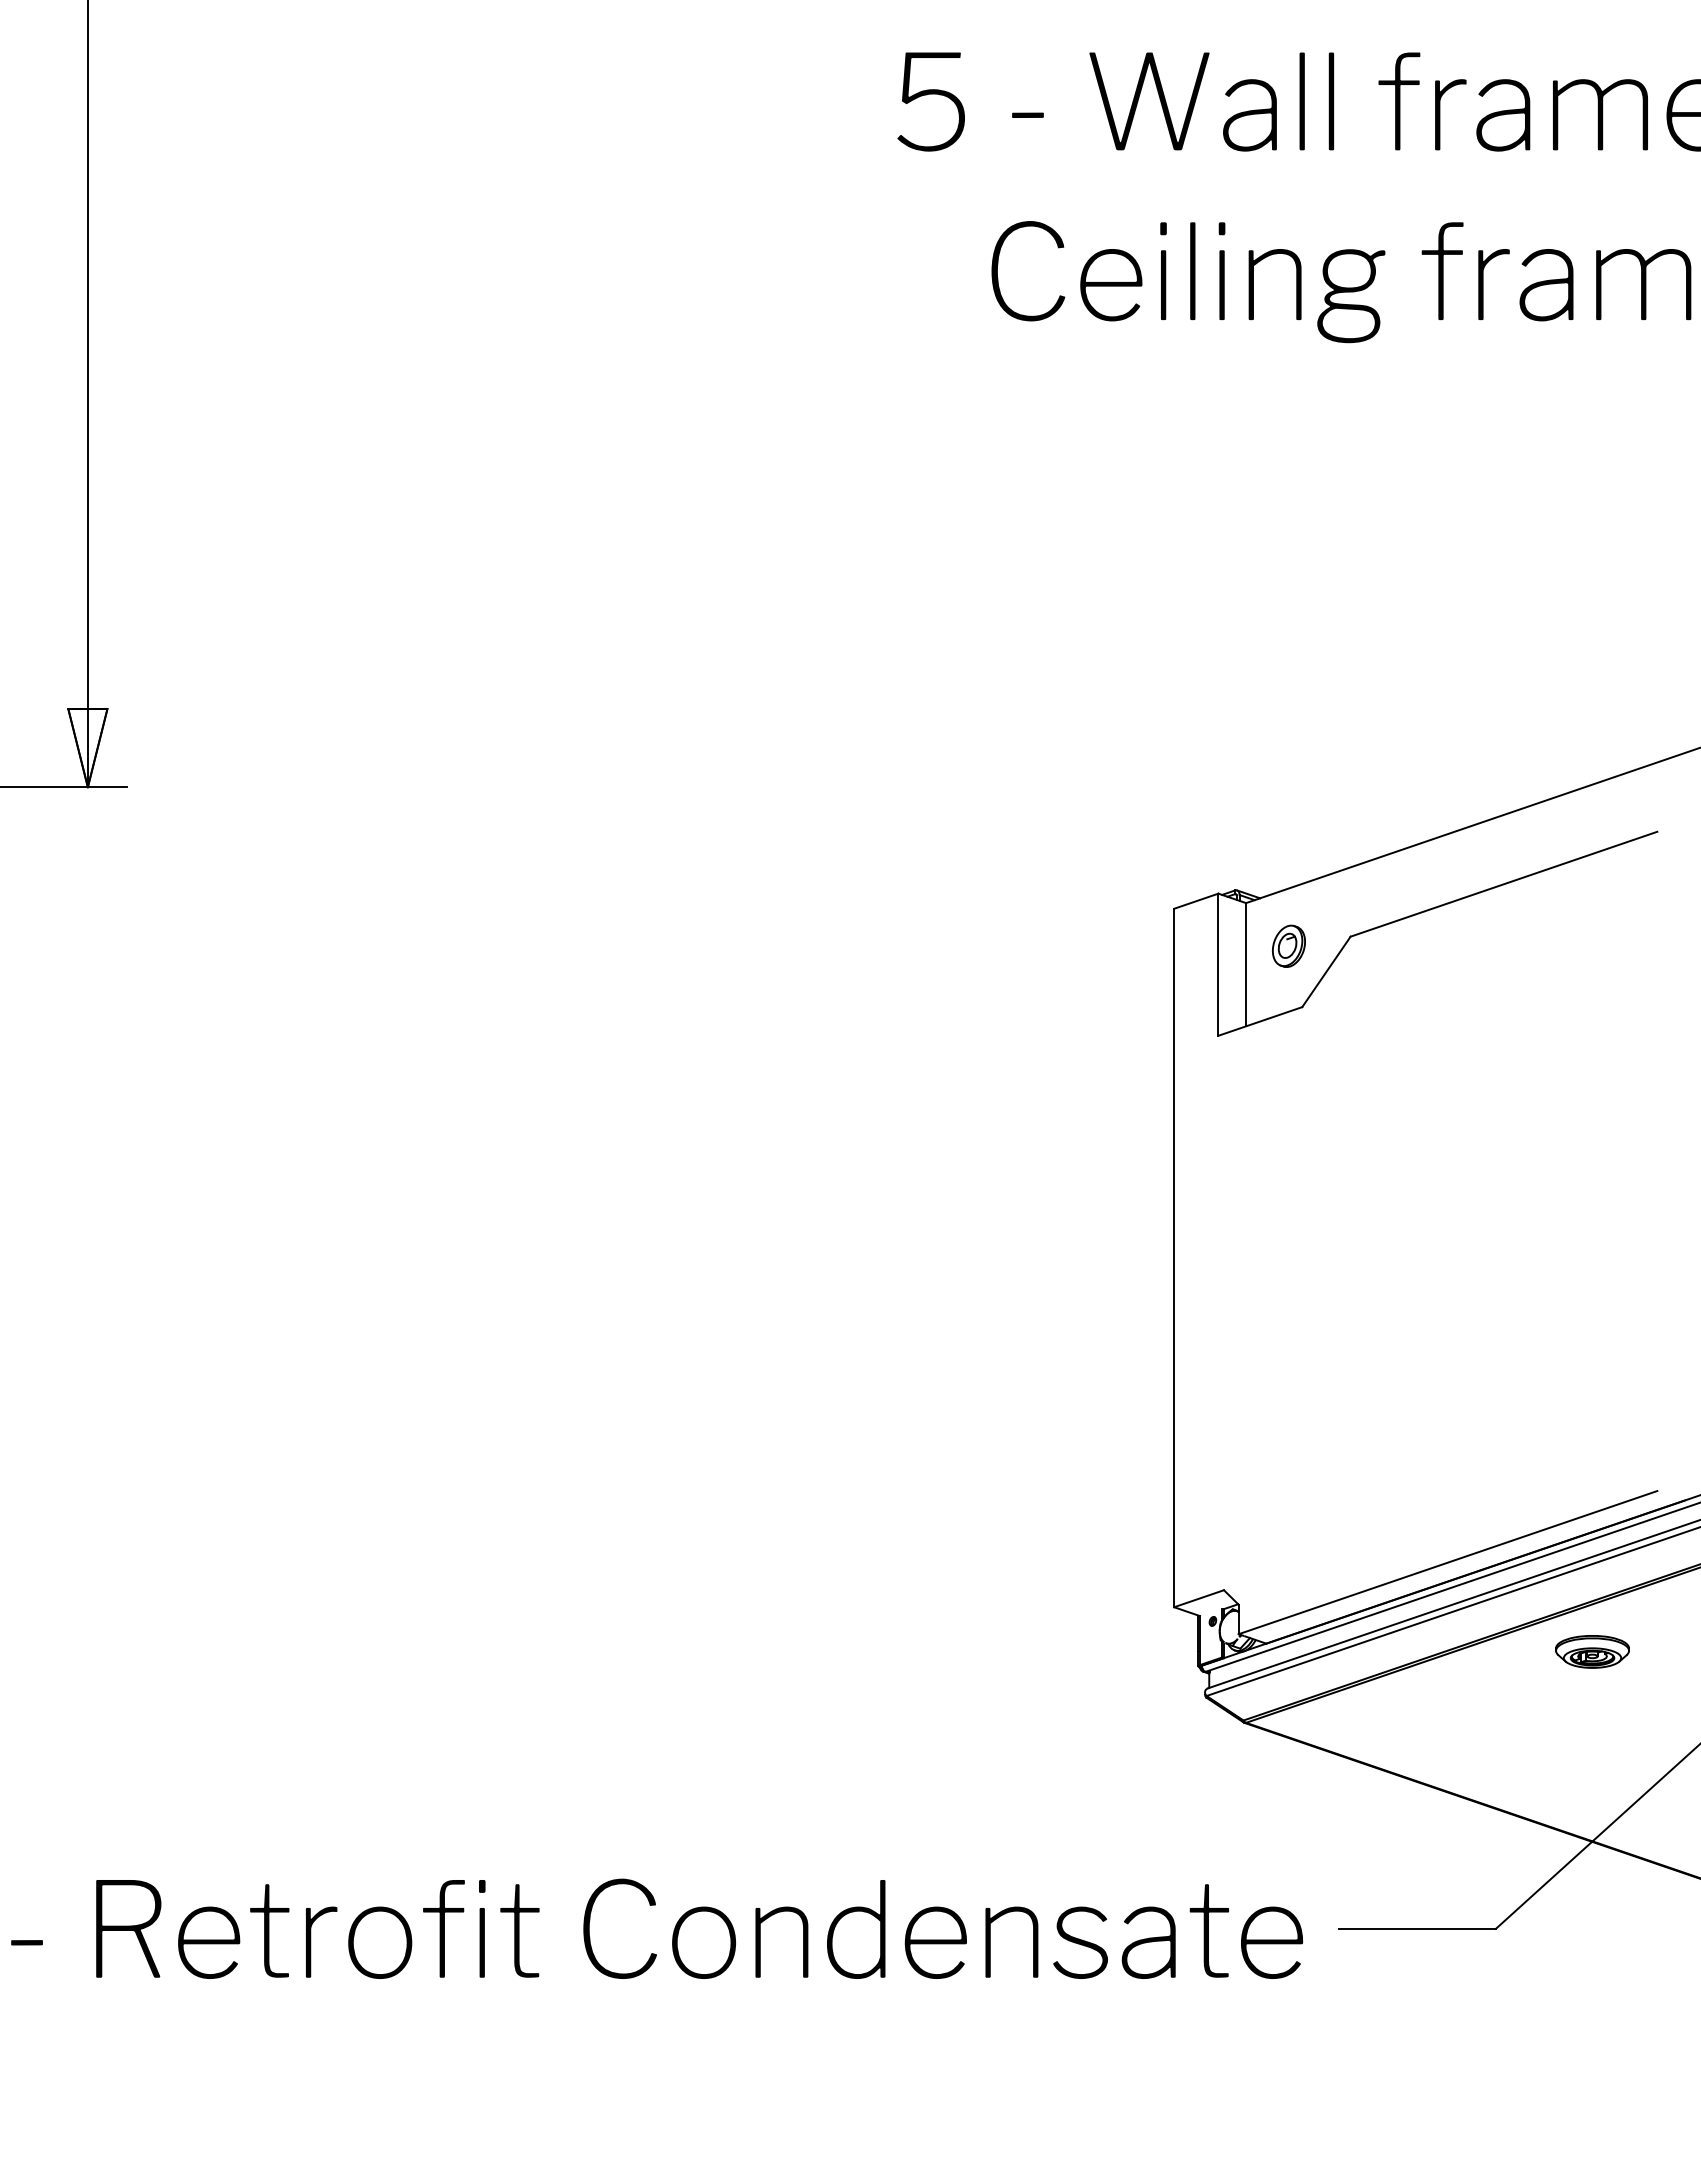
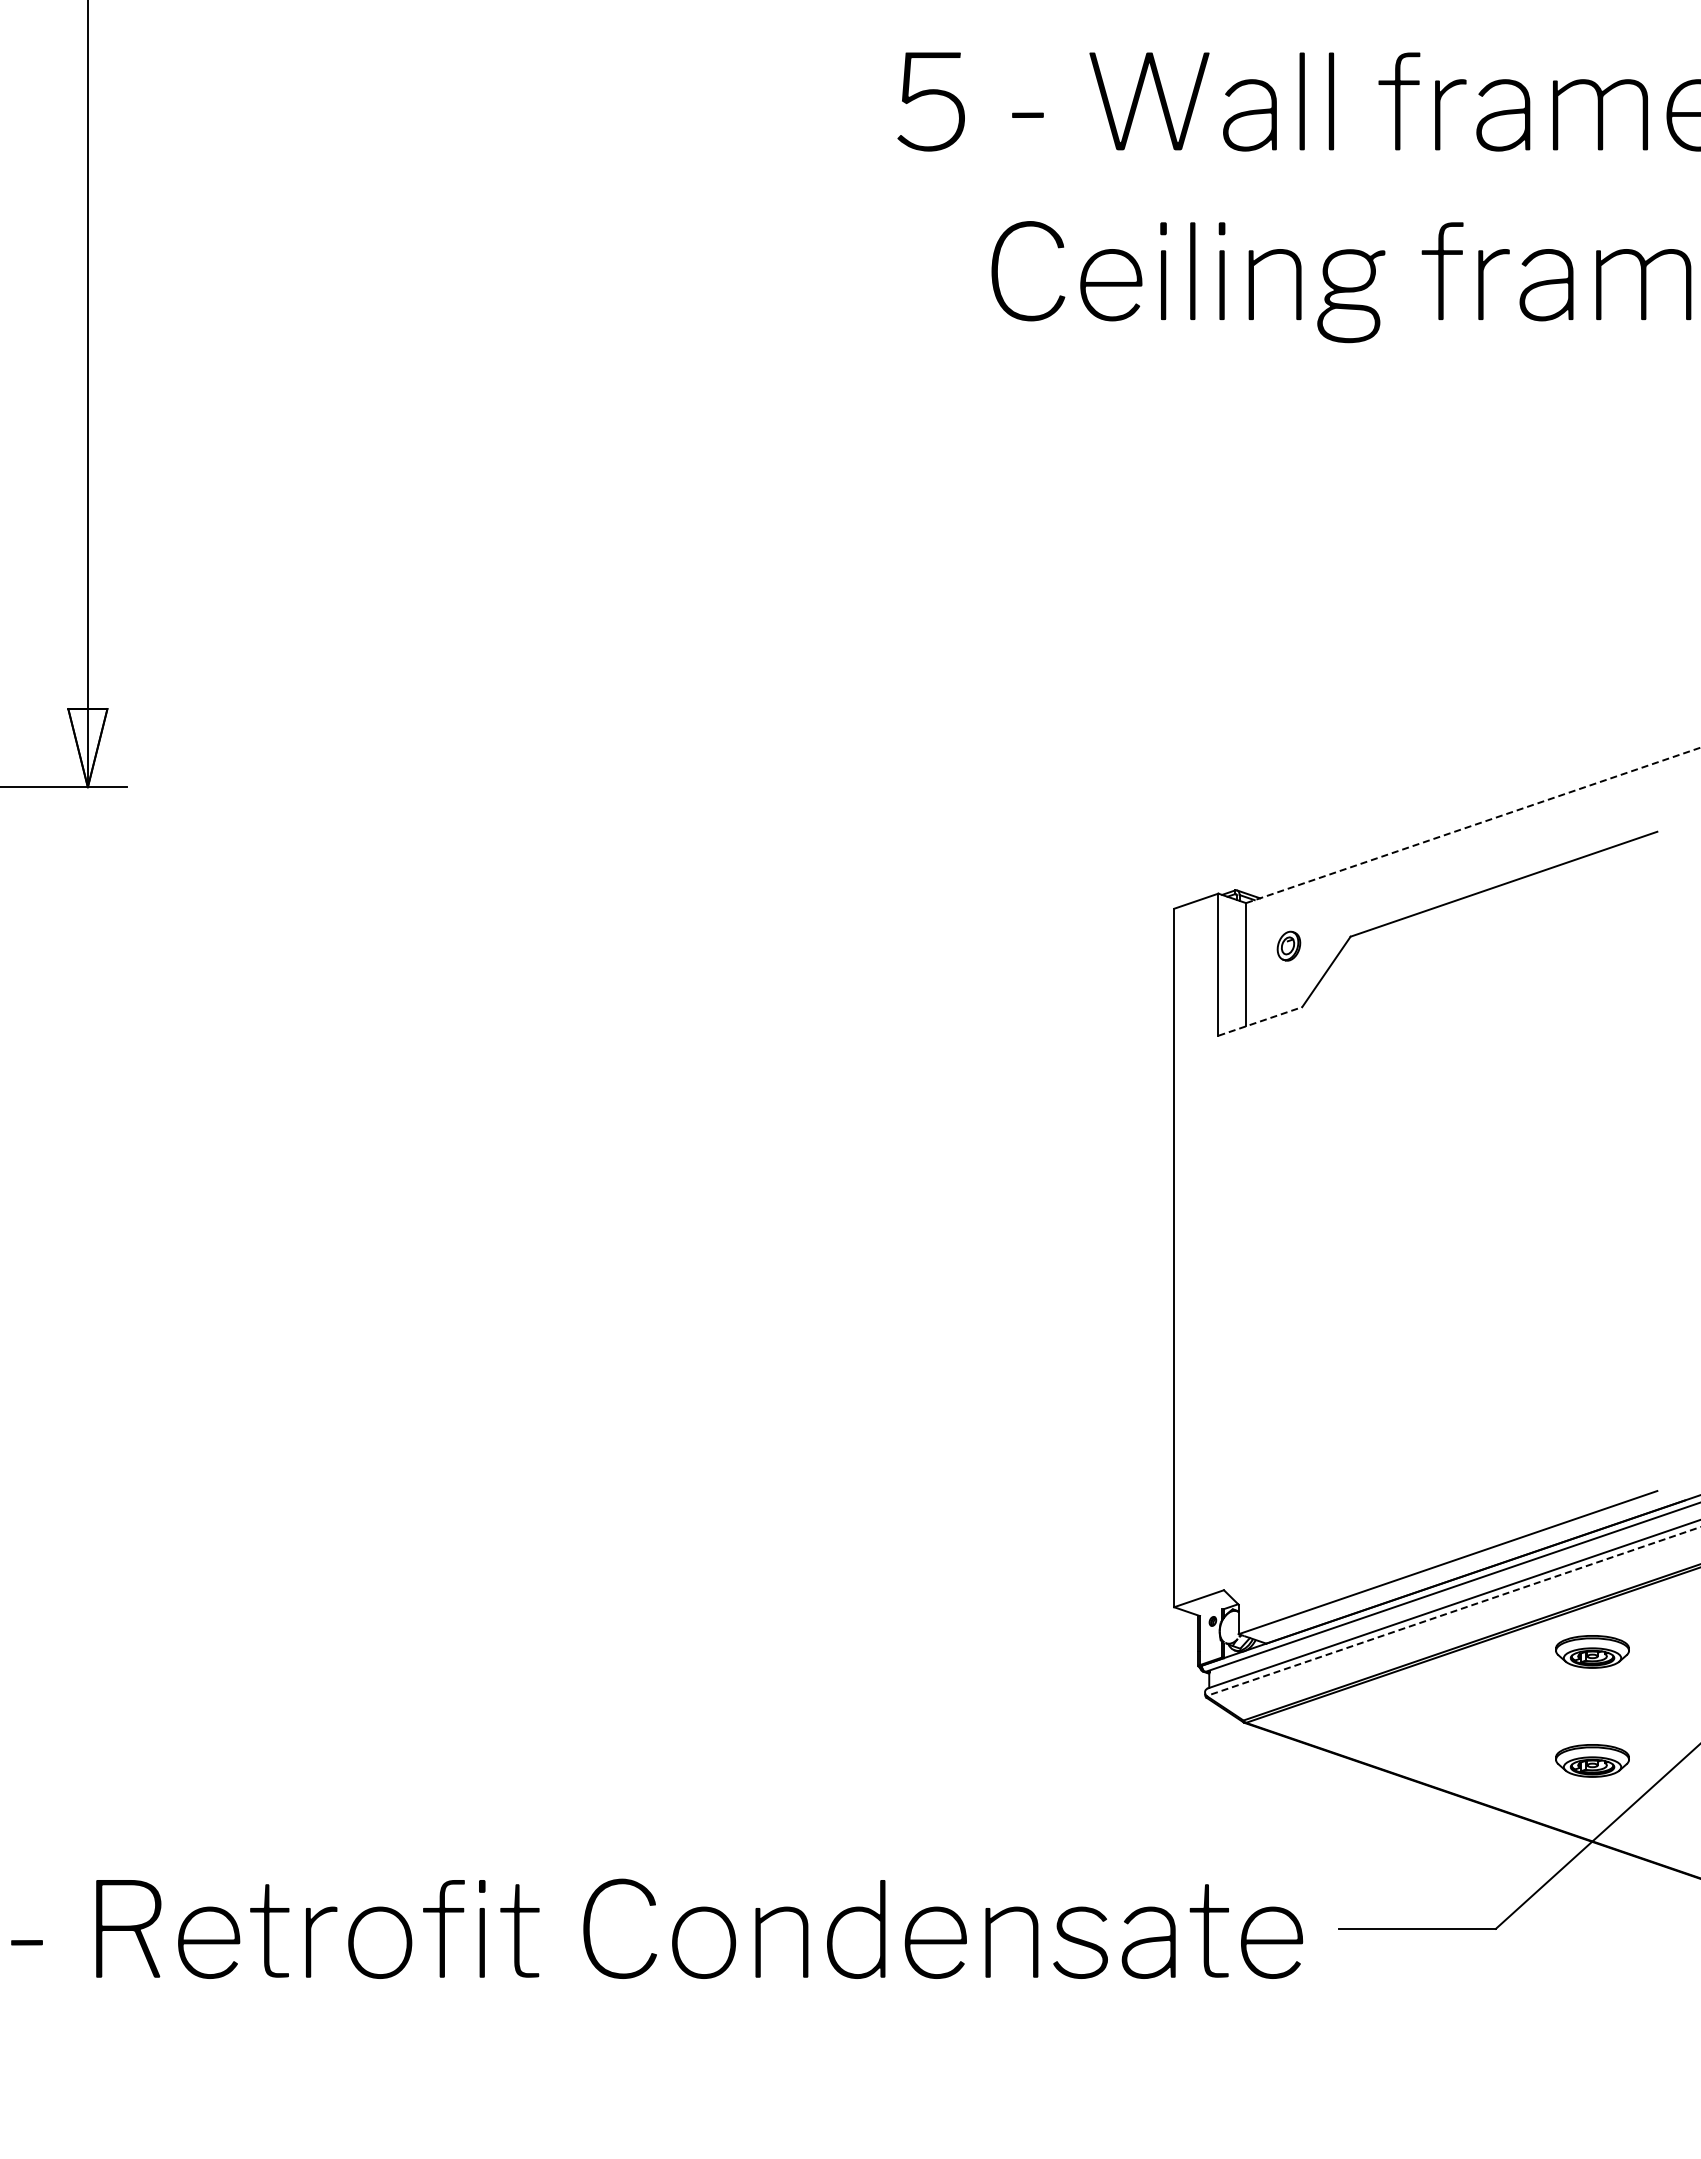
line: solid -> dashed (1473, 825)
part size: 34x44 px -> 26x32 px (1288, 945)
line: solid -> dashed (1260, 1021)
line: solid -> dashed (1453, 1611)
part: none -> present (1592, 1760)
